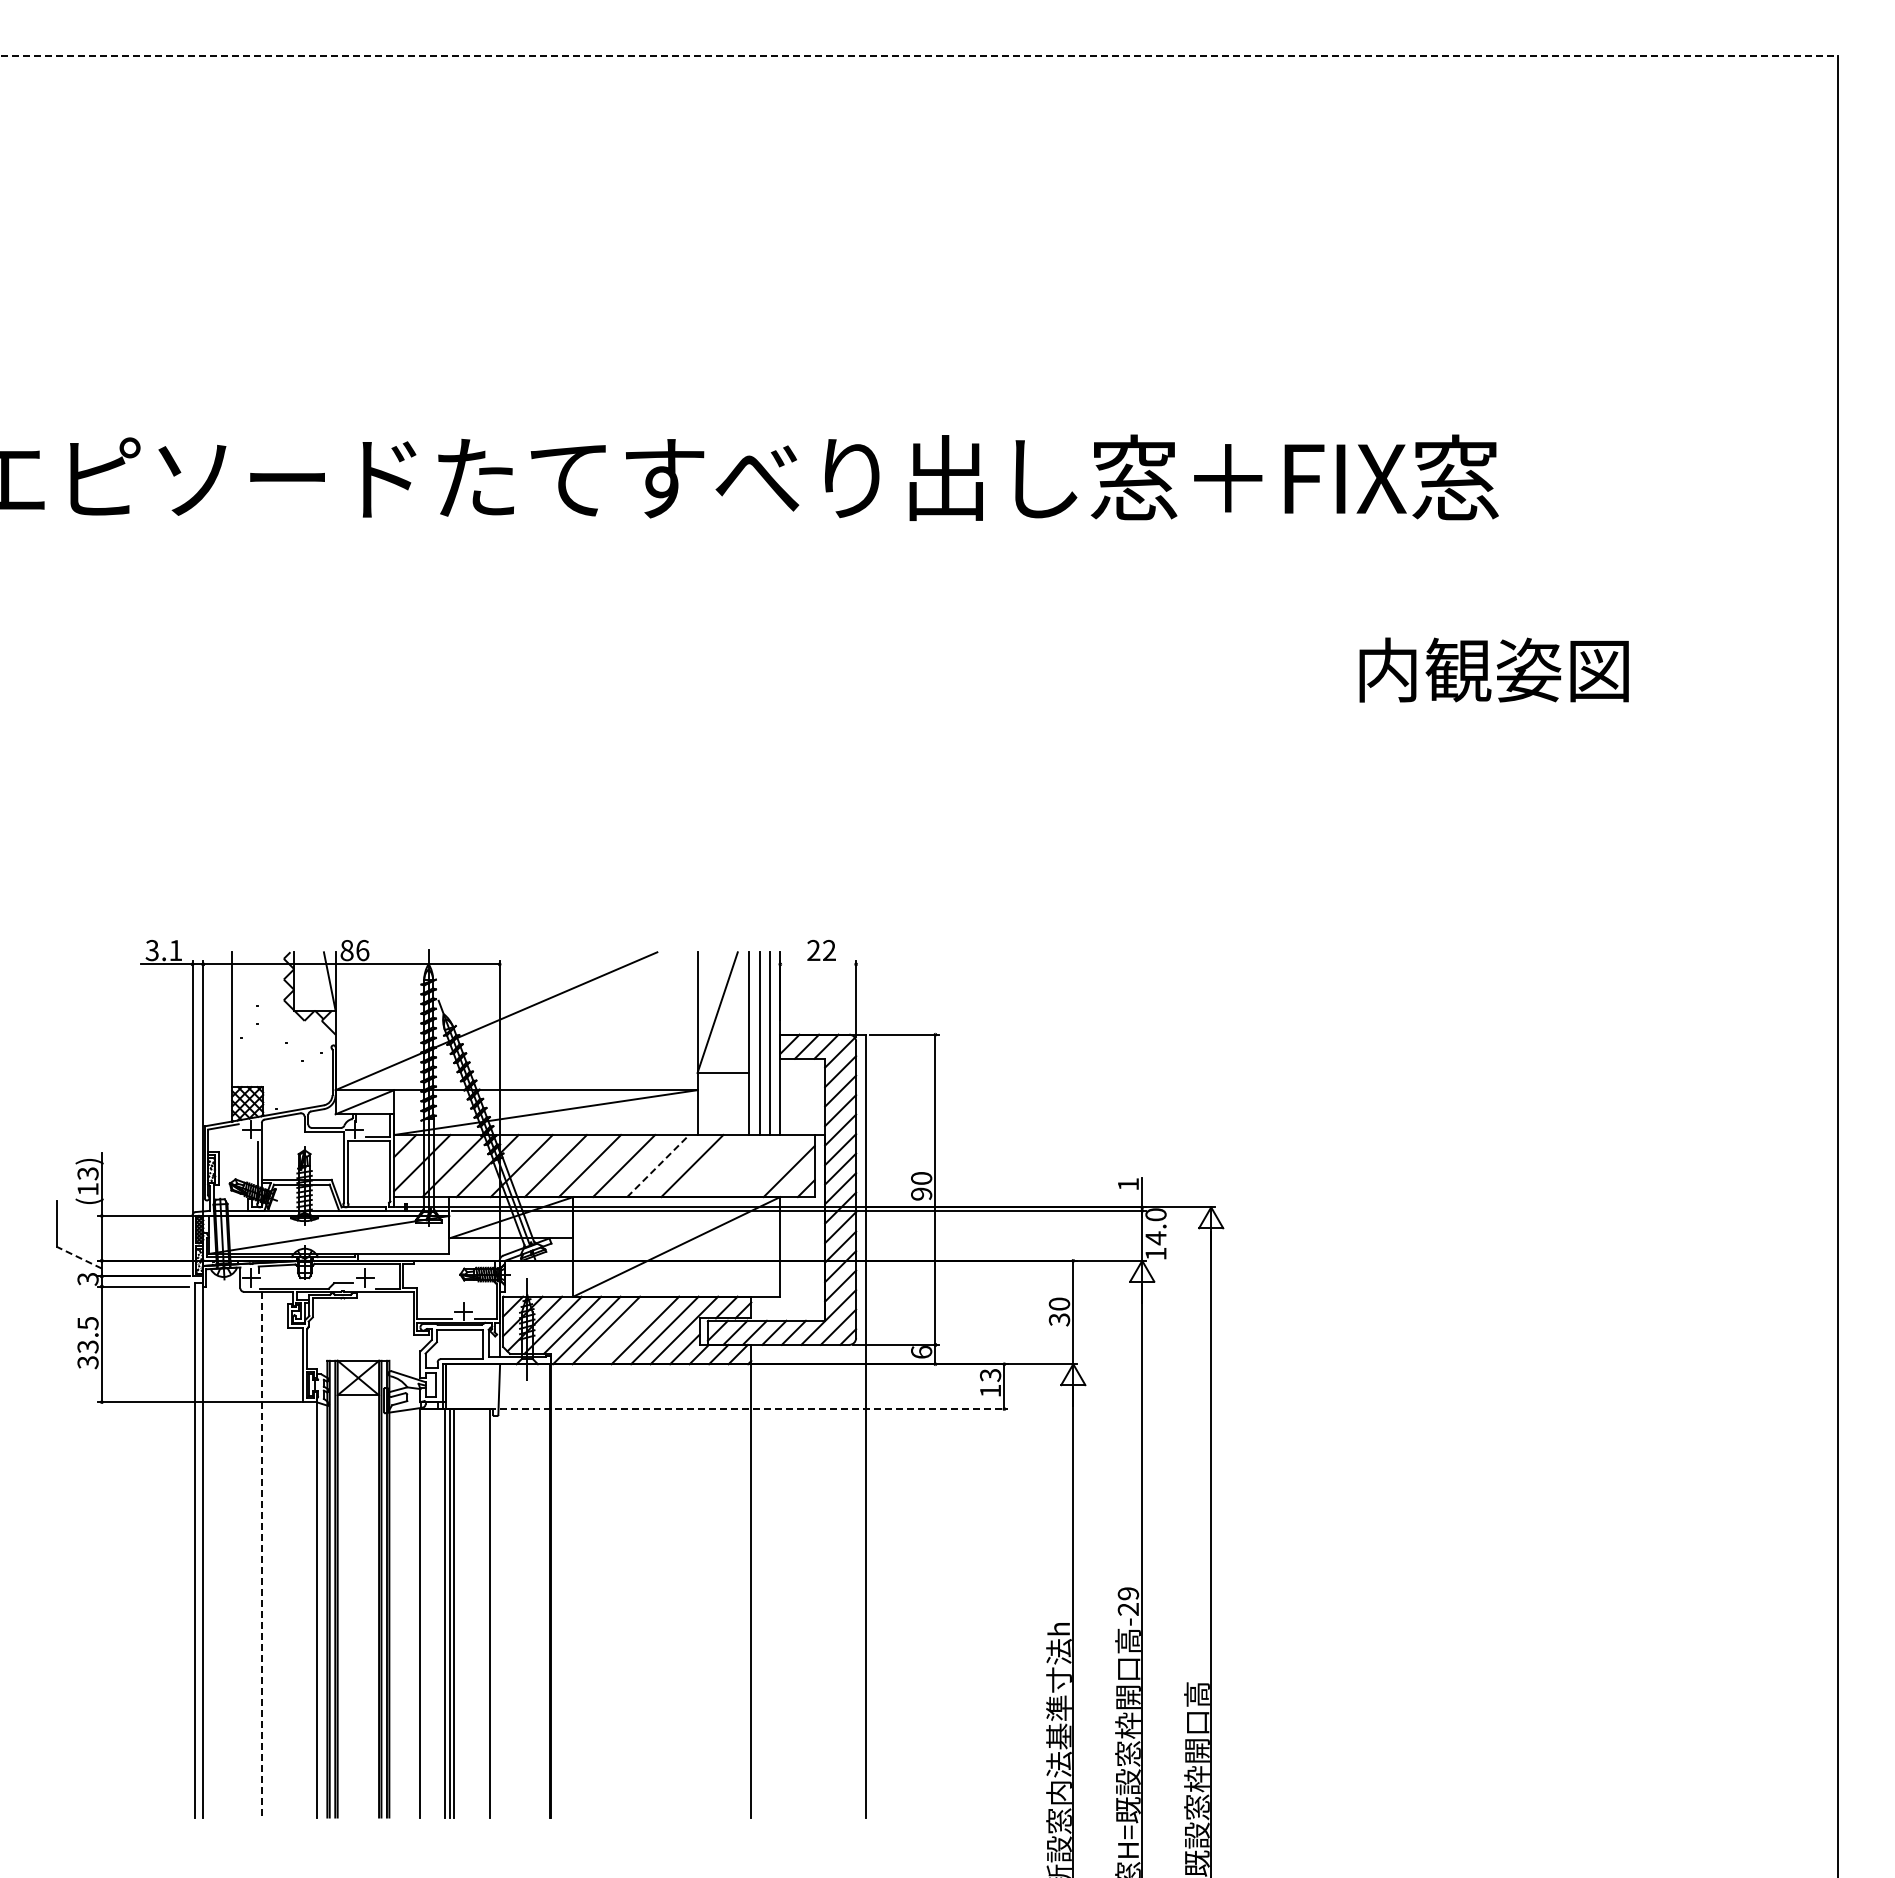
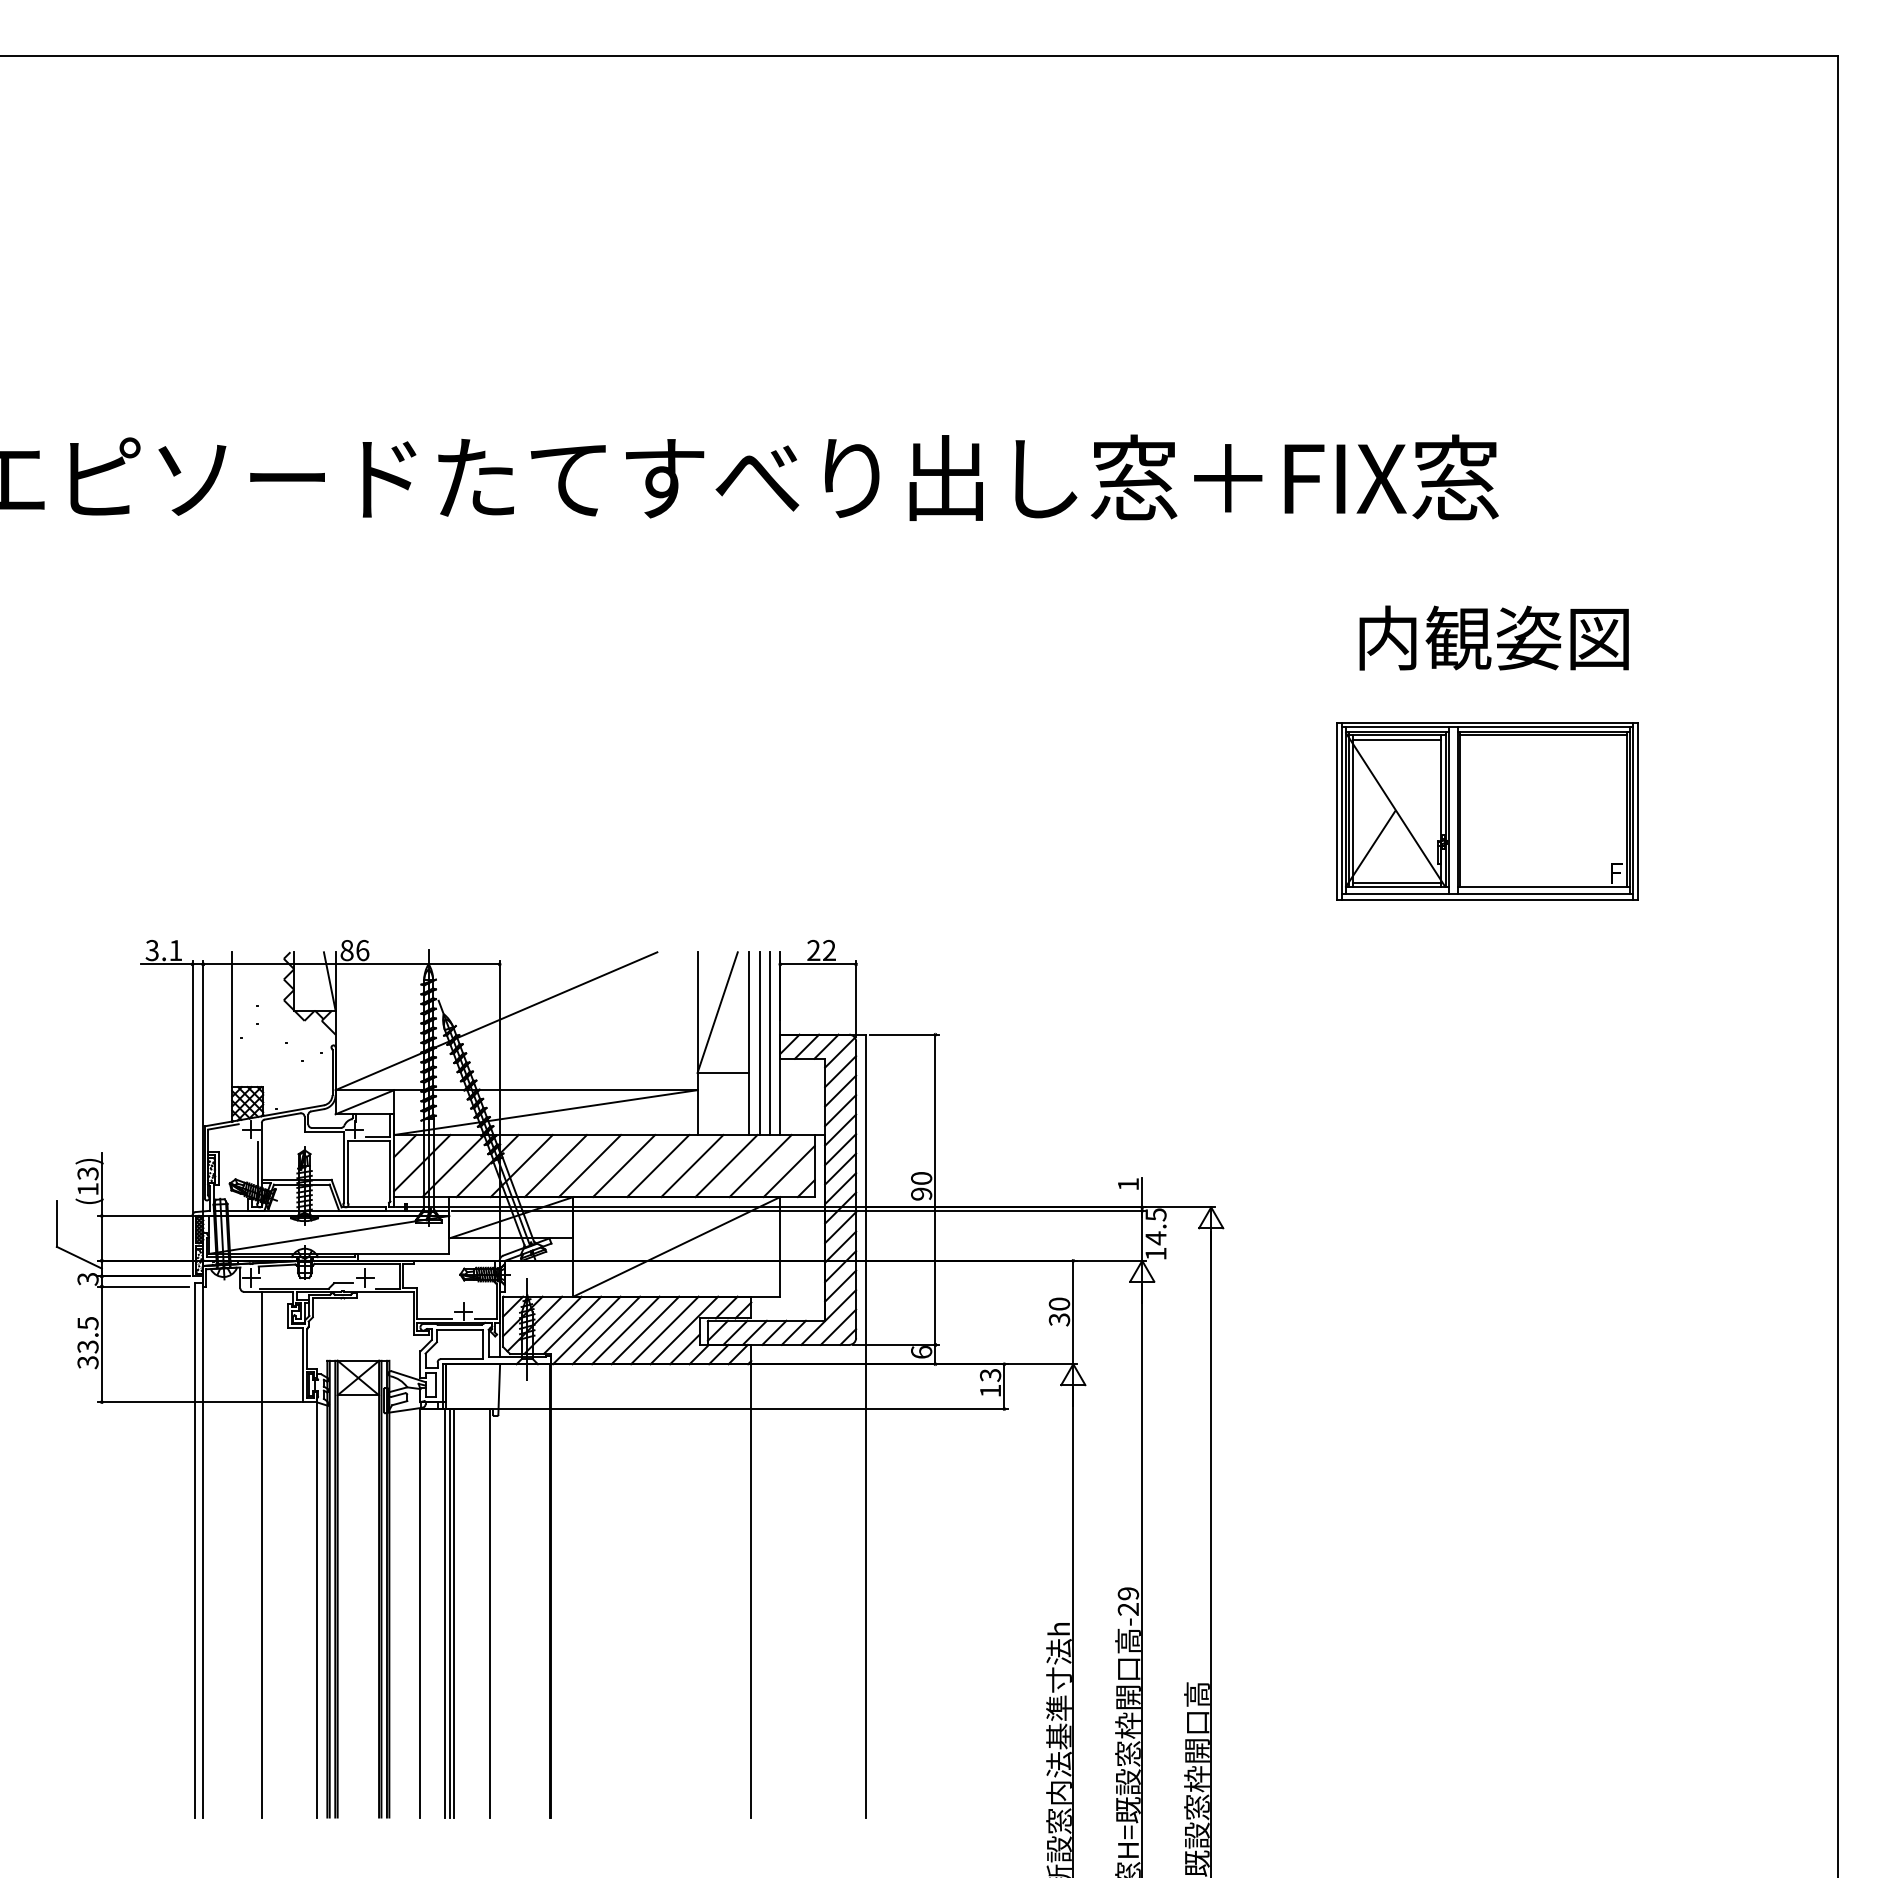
line: dashed -> solid (919, 56)
text position: (1493, 669) -> (1493, 637) (1493, 637)
part: none -> present (1487, 811)
line: none -> present (818, 964)
line: dashed -> solid (658, 1166)
line: none -> present (726, 1166)
line: none -> present (760, 1166)
text: 14.0 -> 14.5 (1155, 1214)
line: dashed -> solid (79, 1257)
line: none -> present (625, 1330)
line: dashed -> solid (726, 1409)
line: dashed -> solid (261, 1554)
